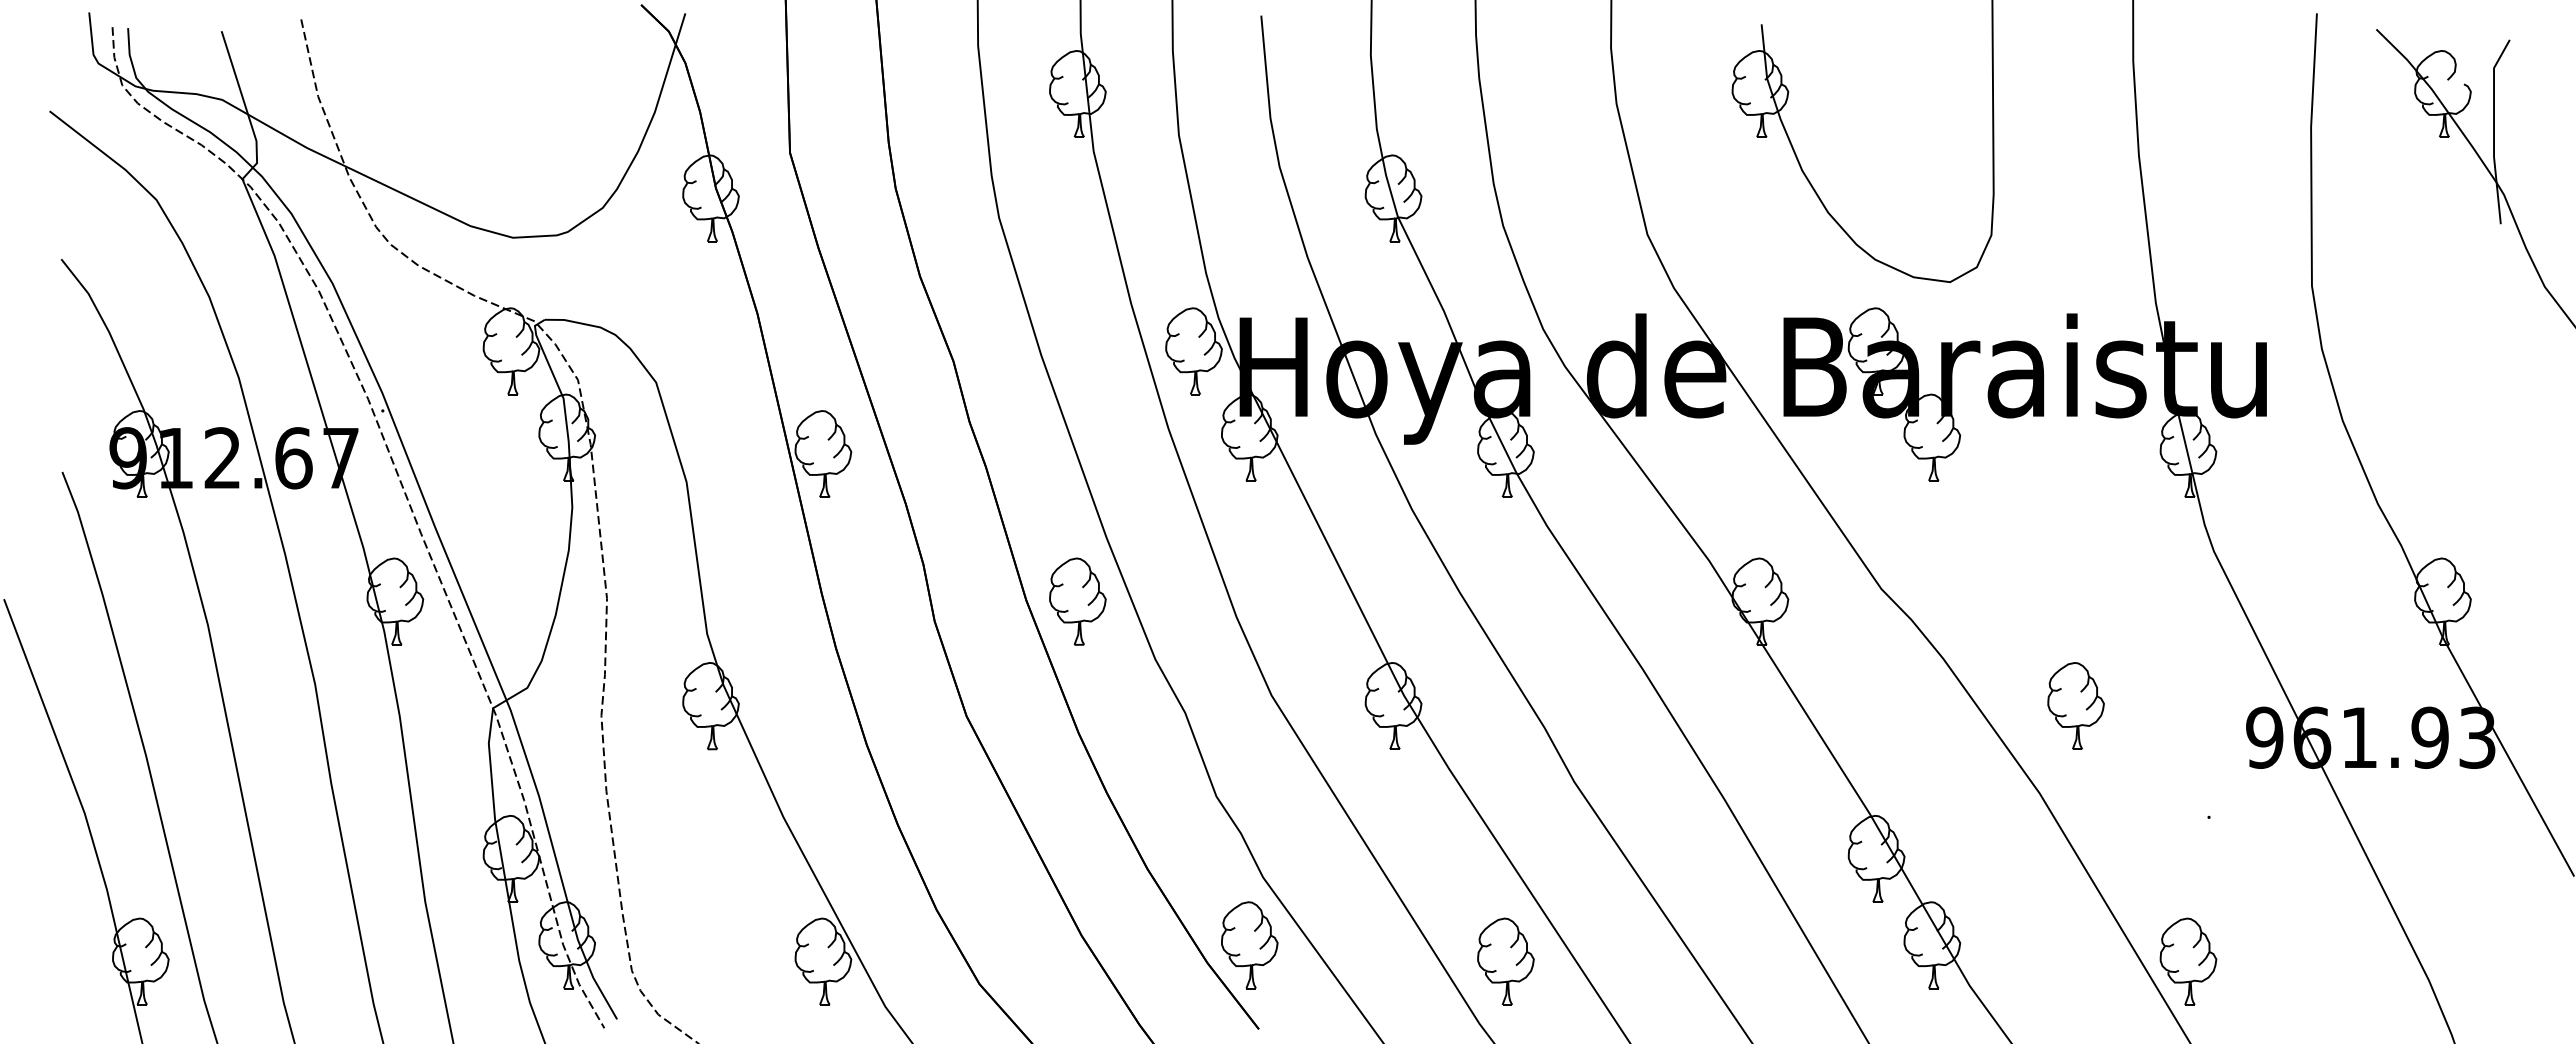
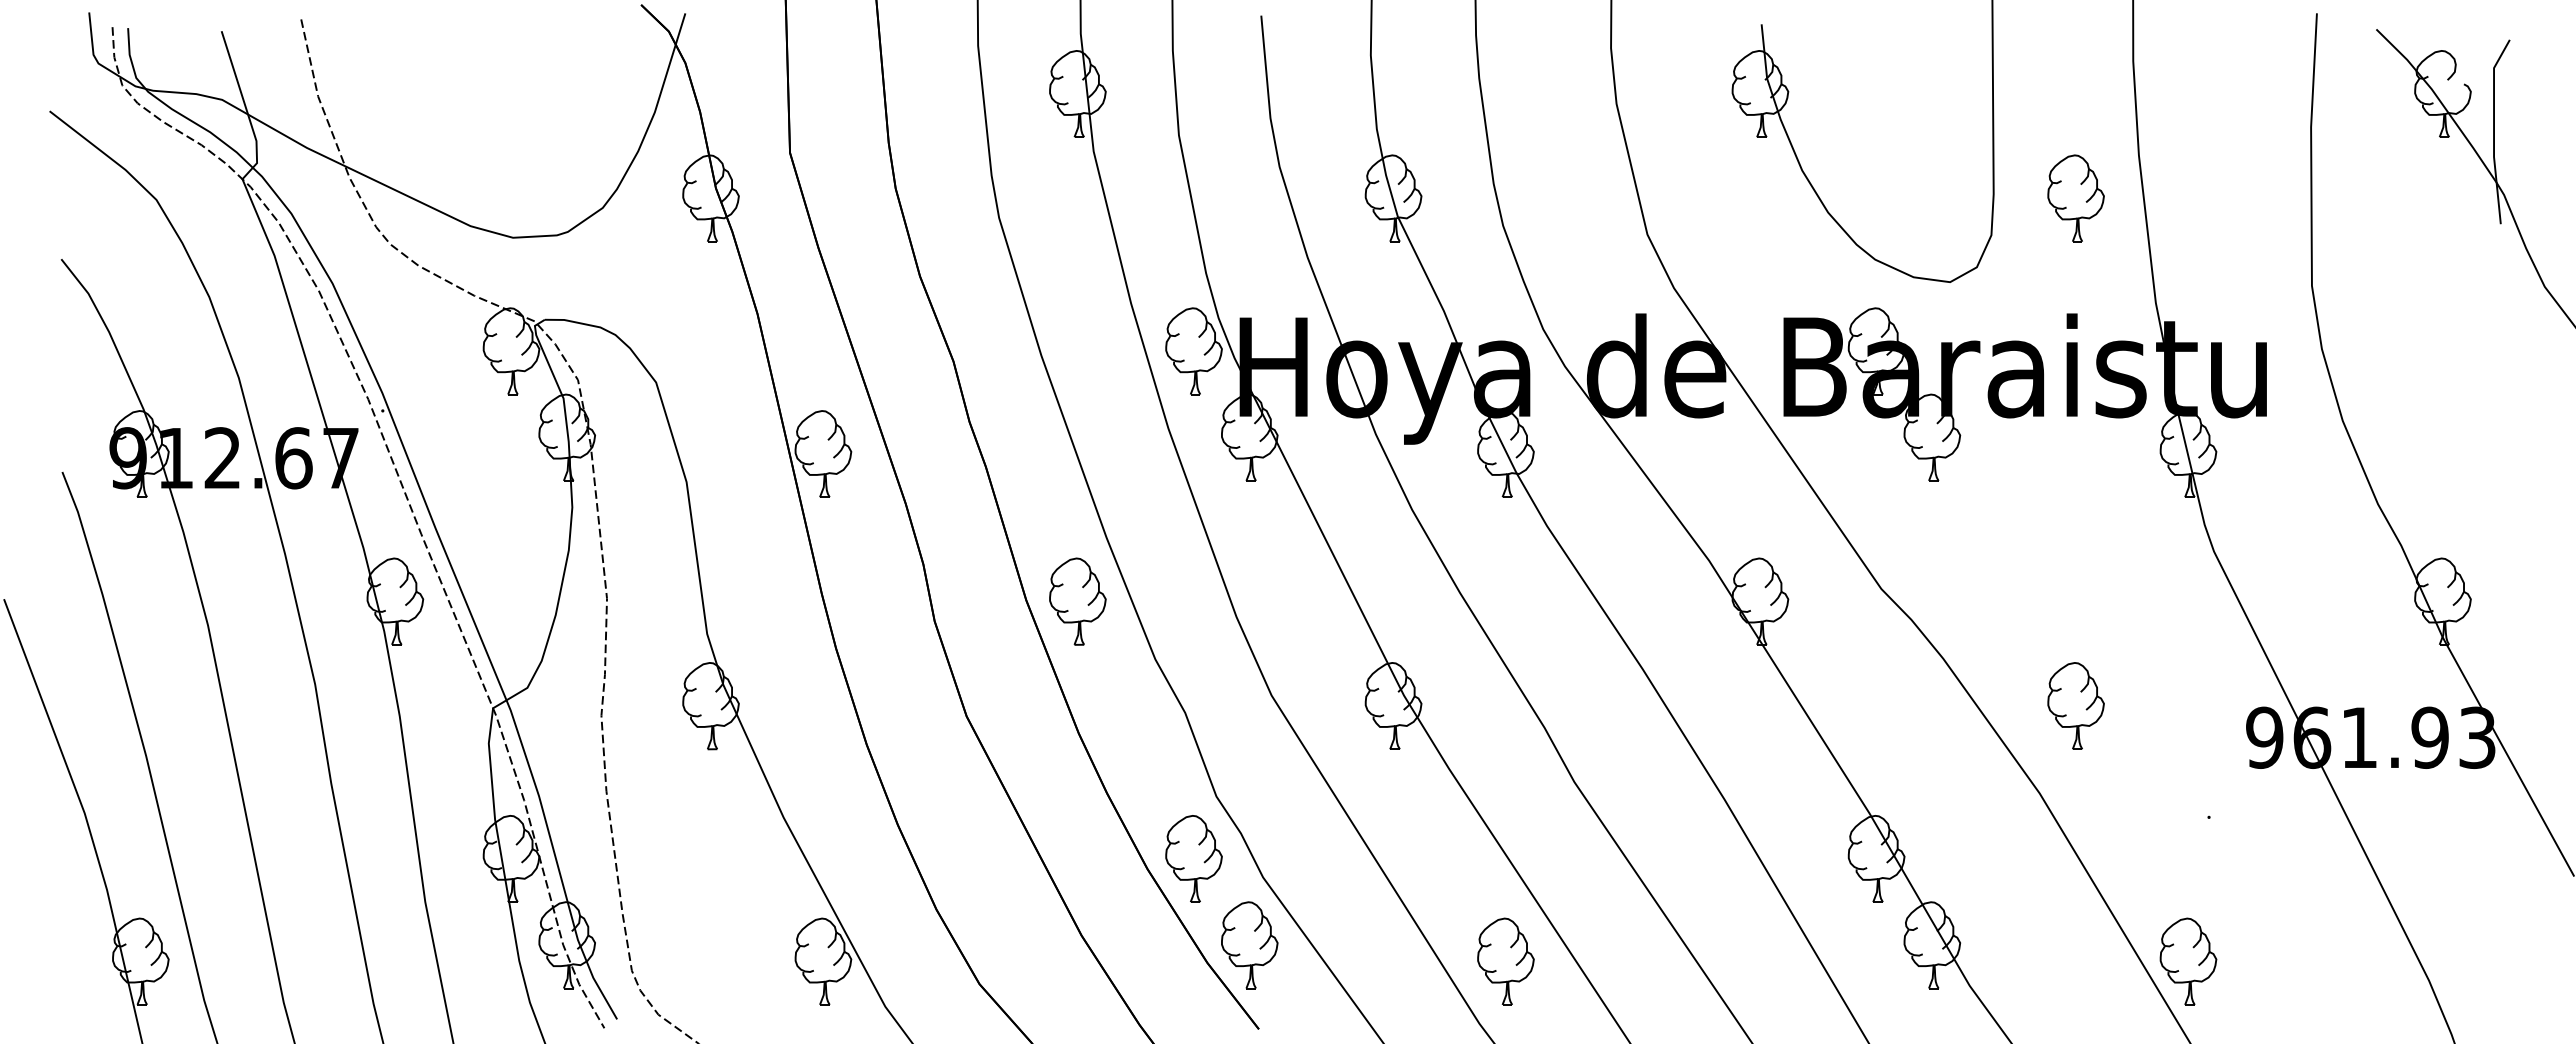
part: none -> present (2075, 198)
part: none -> present (1193, 858)
